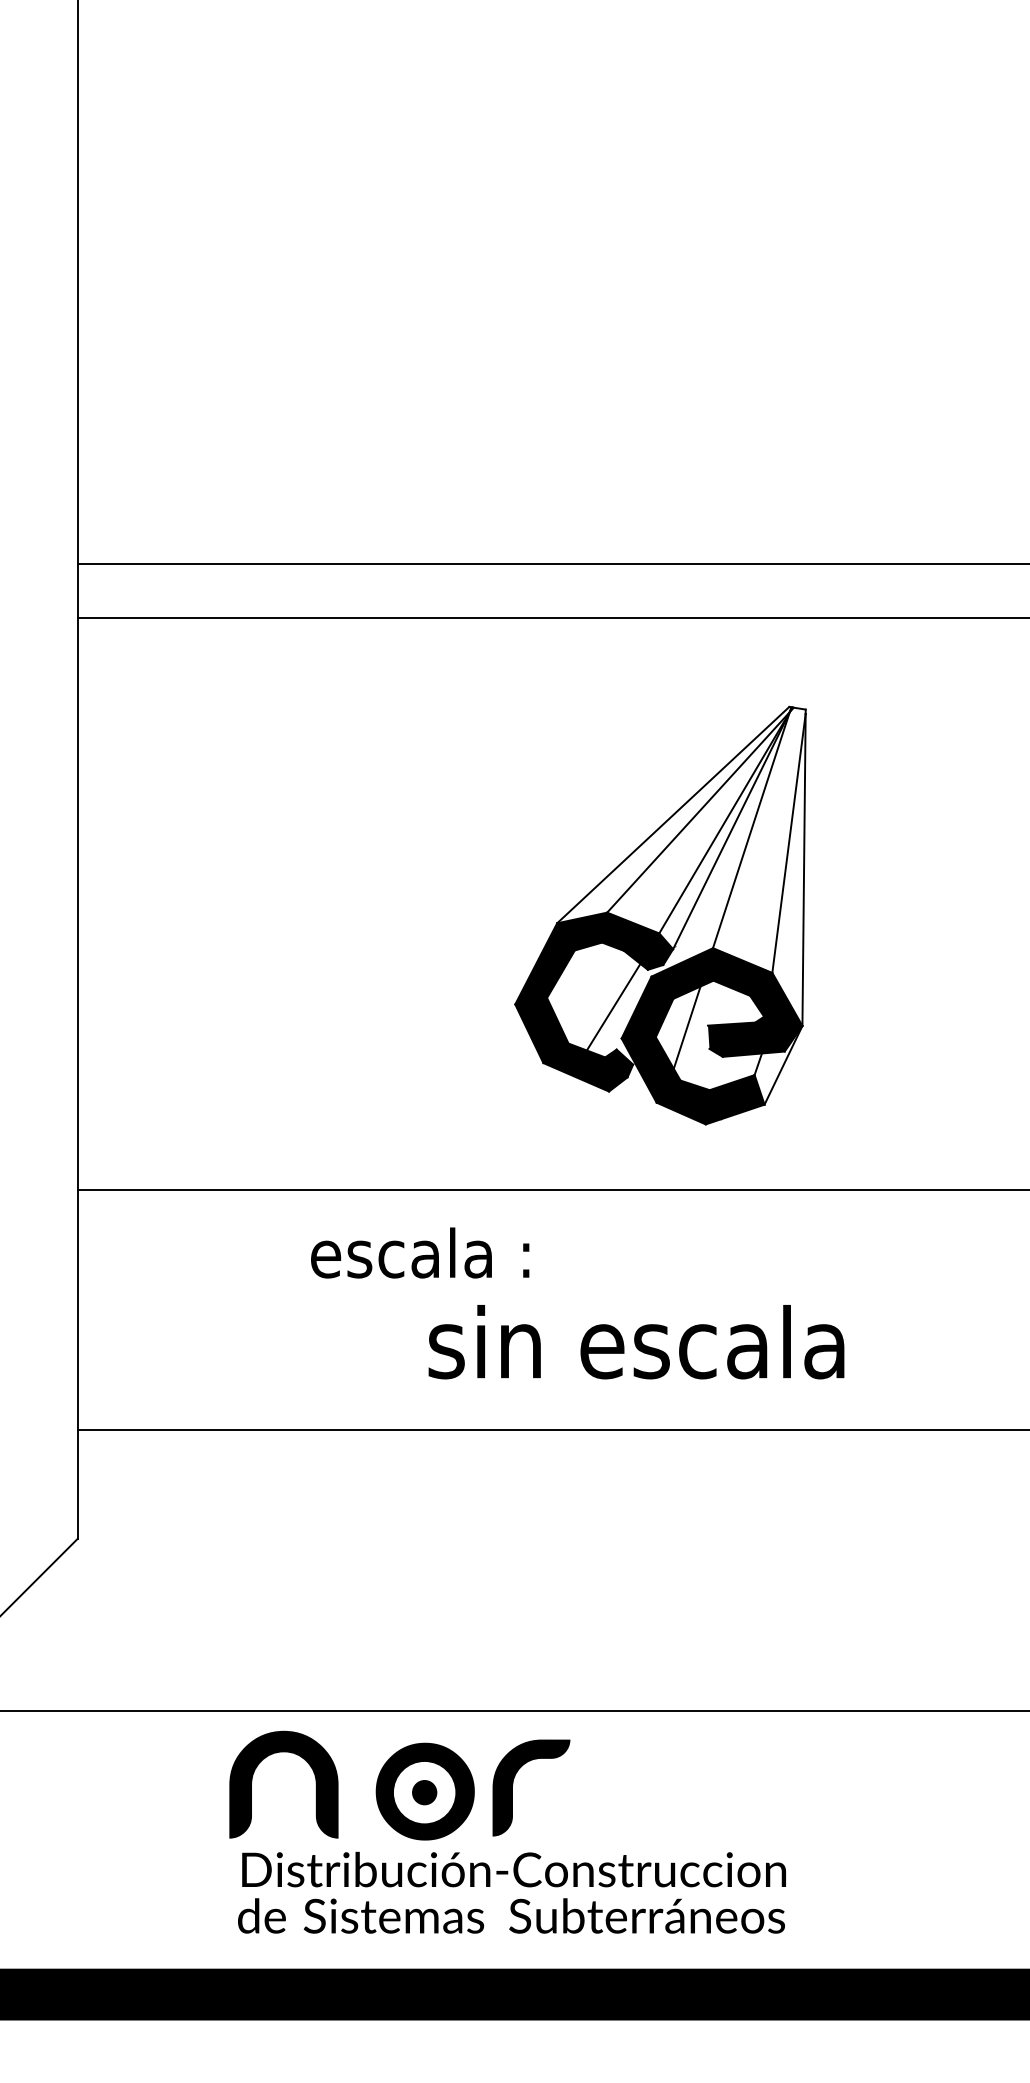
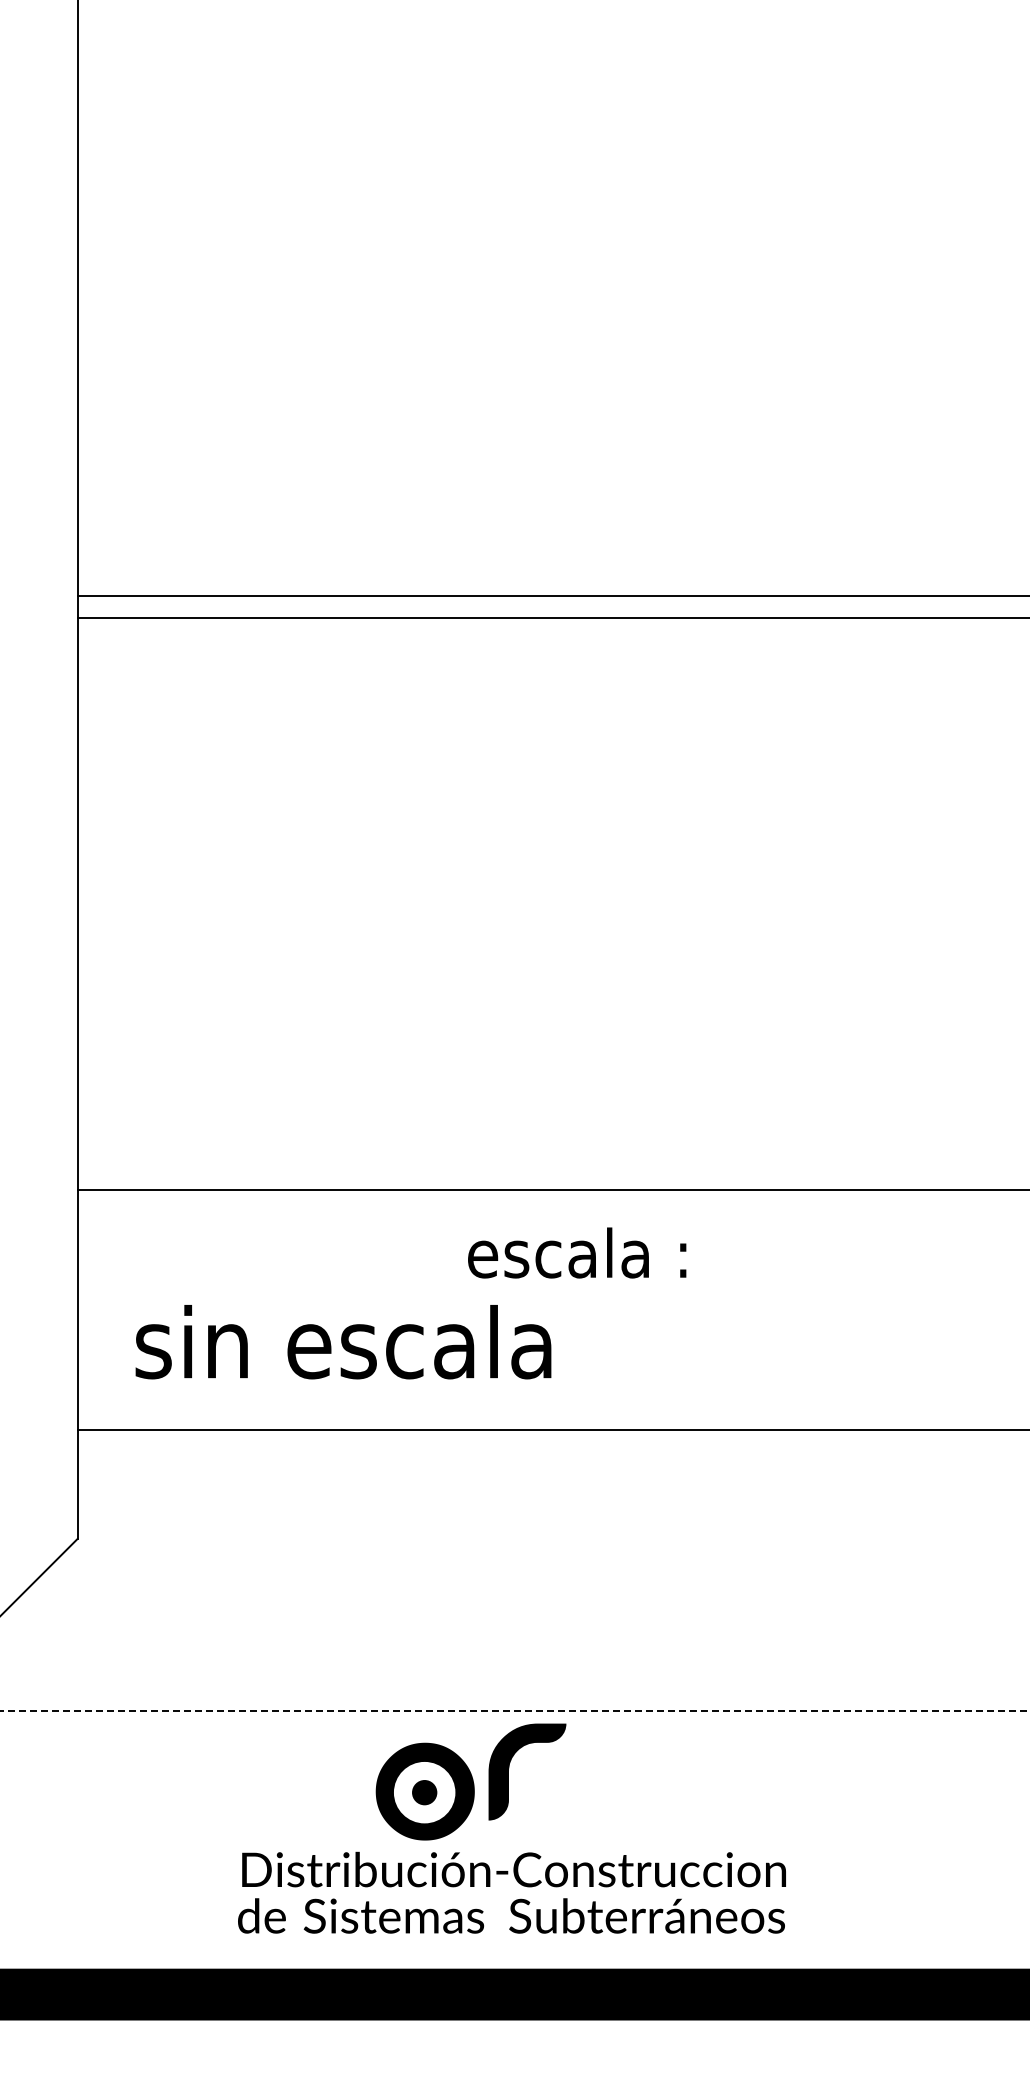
line position: (551, 563) -> (551, 595) (551, 595)
part: present -> none (660, 915)
text position: (420, 1252) -> (577, 1252) (577, 1252)
text position: (636, 1342) -> (343, 1342) (343, 1342)
line: solid -> dashed (514, 1711)
fill: present -> none (283, 1784)
part position: (513, 1784) -> (509, 1768) (509, 1768)
